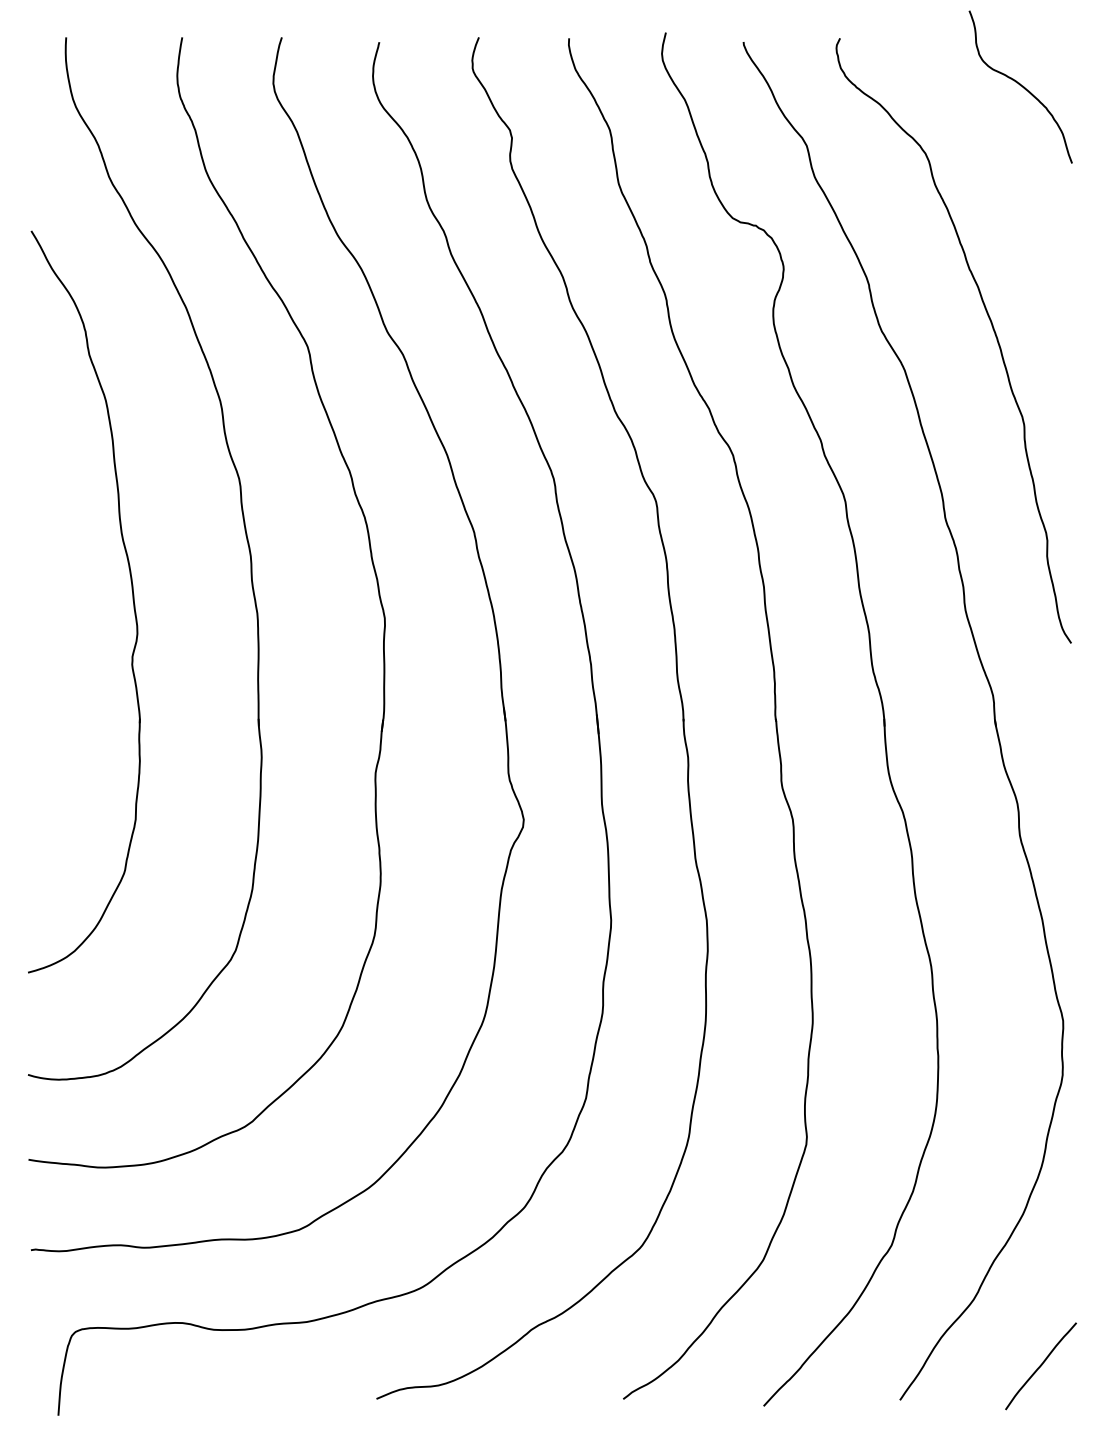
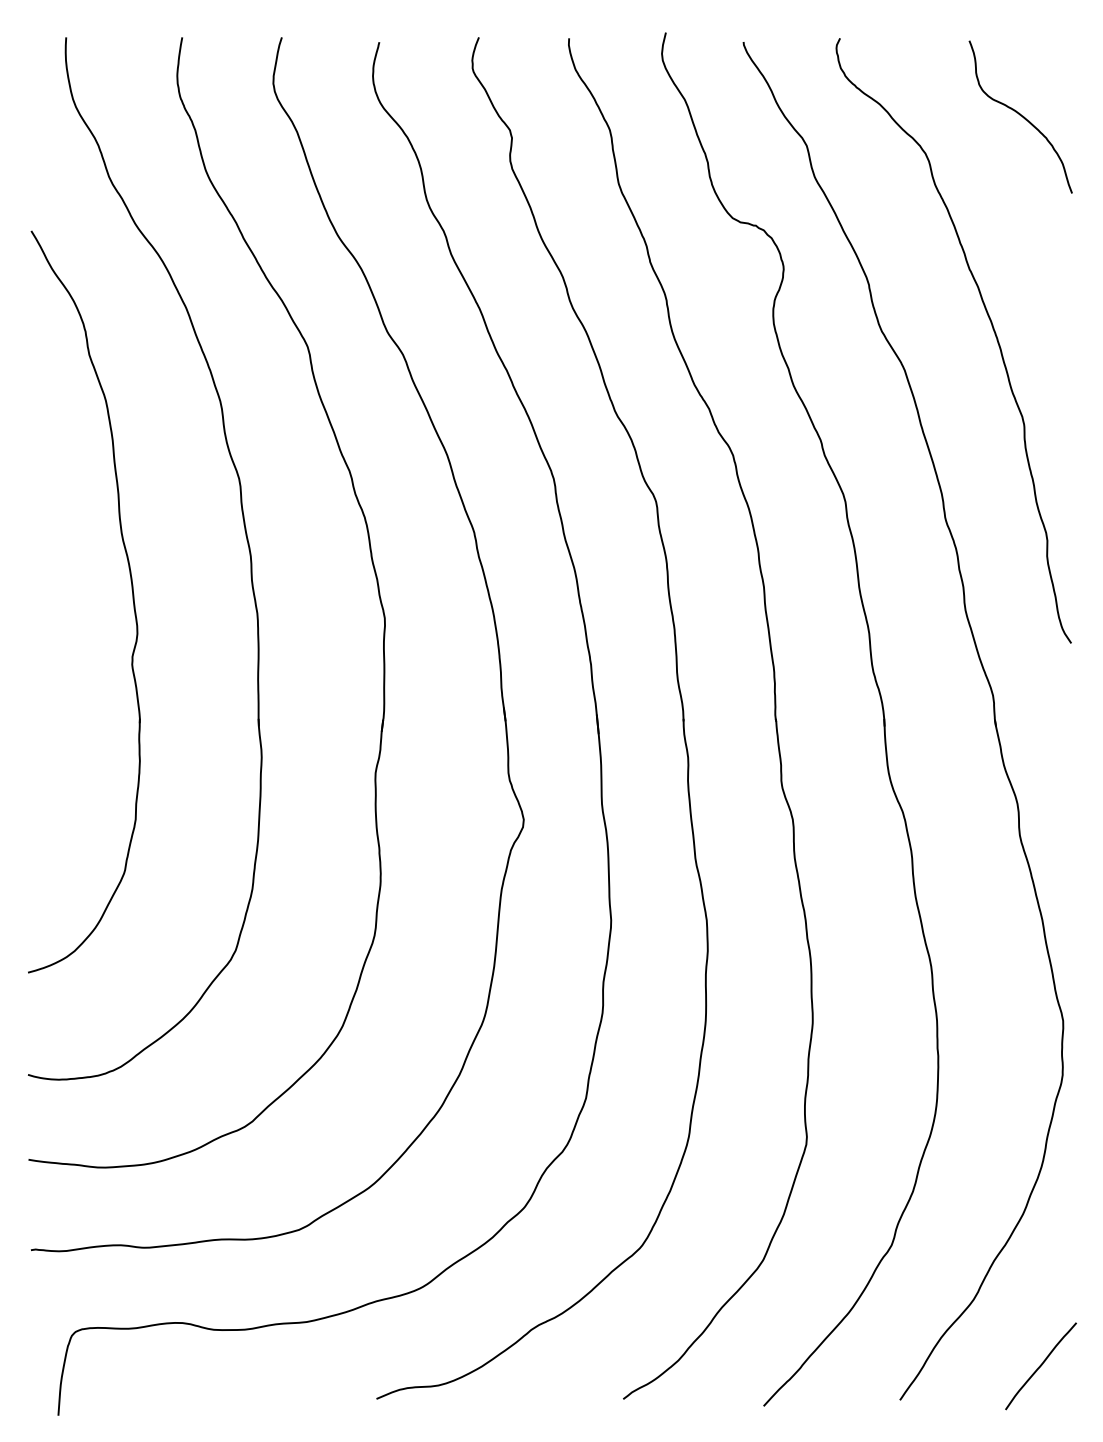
curve position: (1020, 86) -> (1020, 116) (1020, 116)
